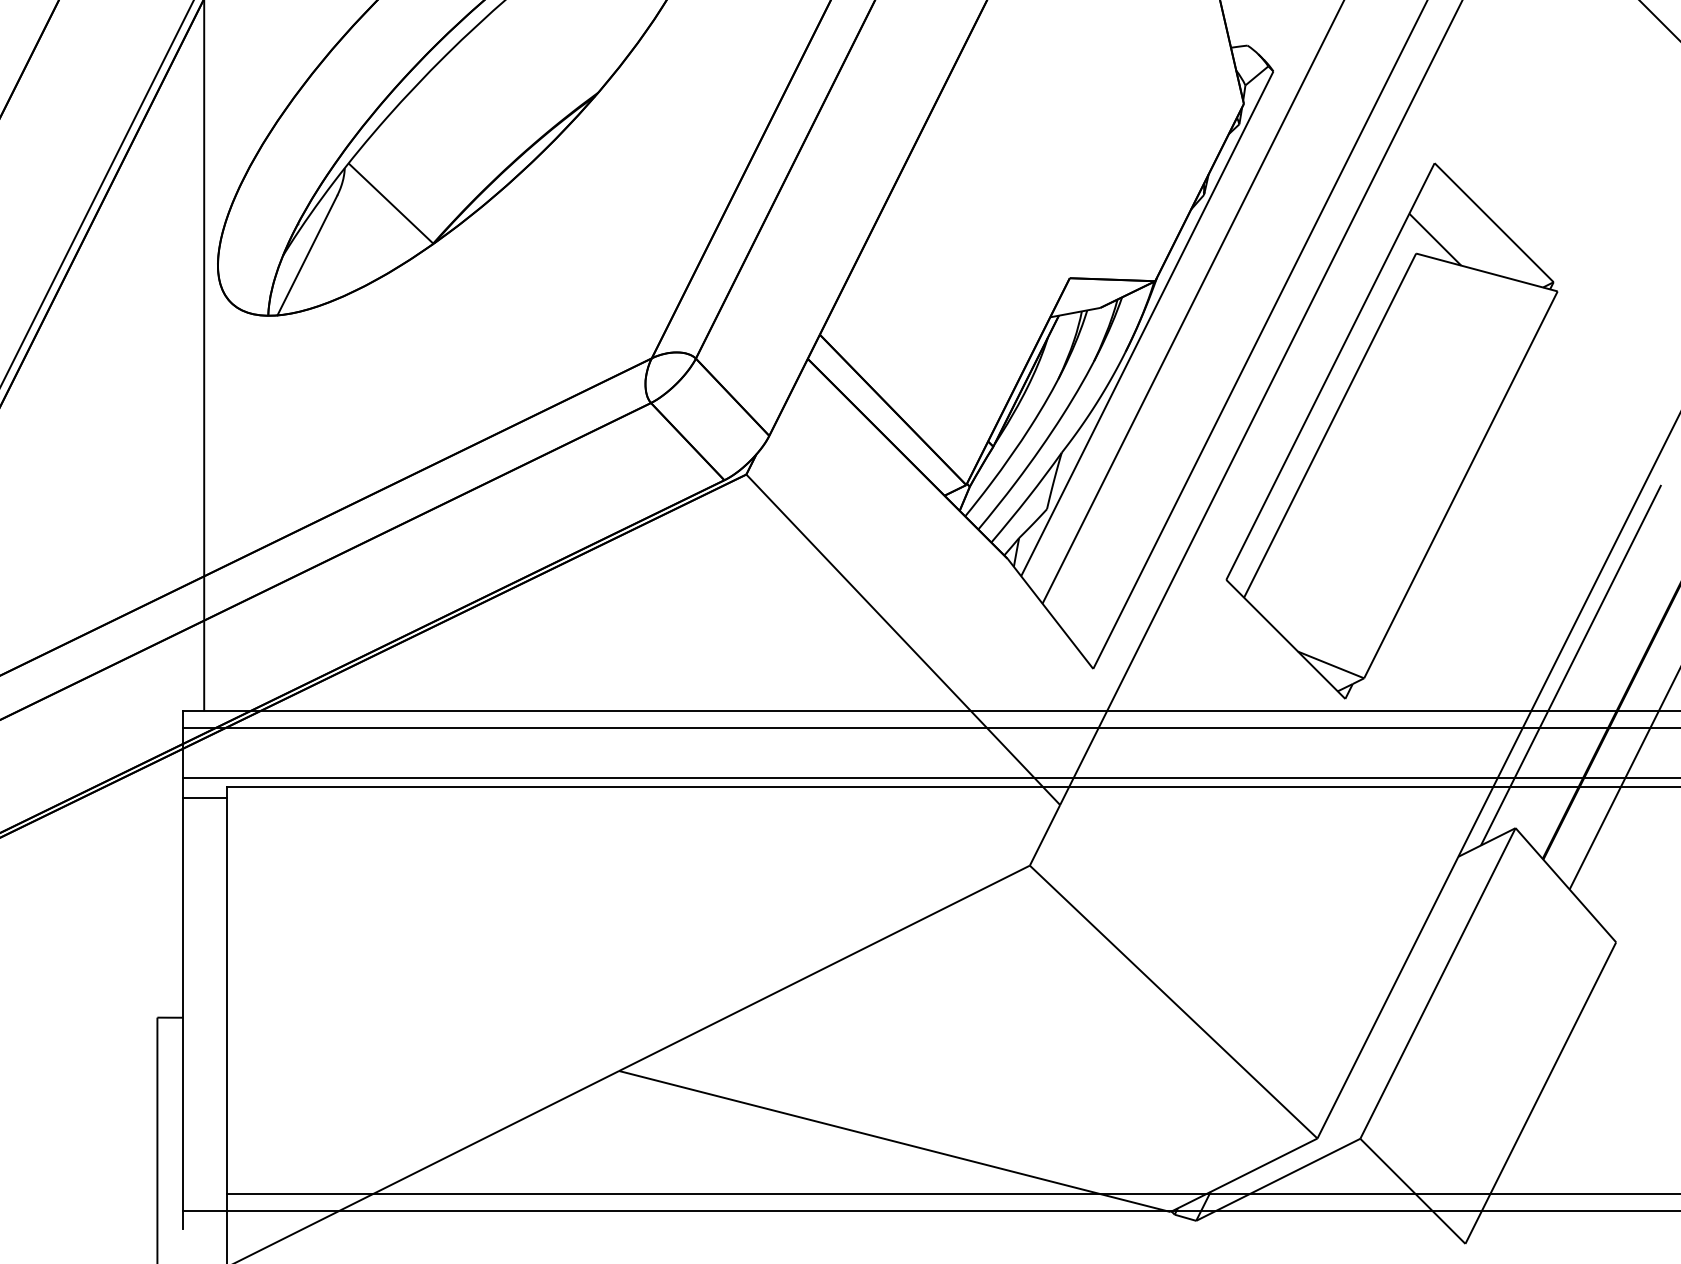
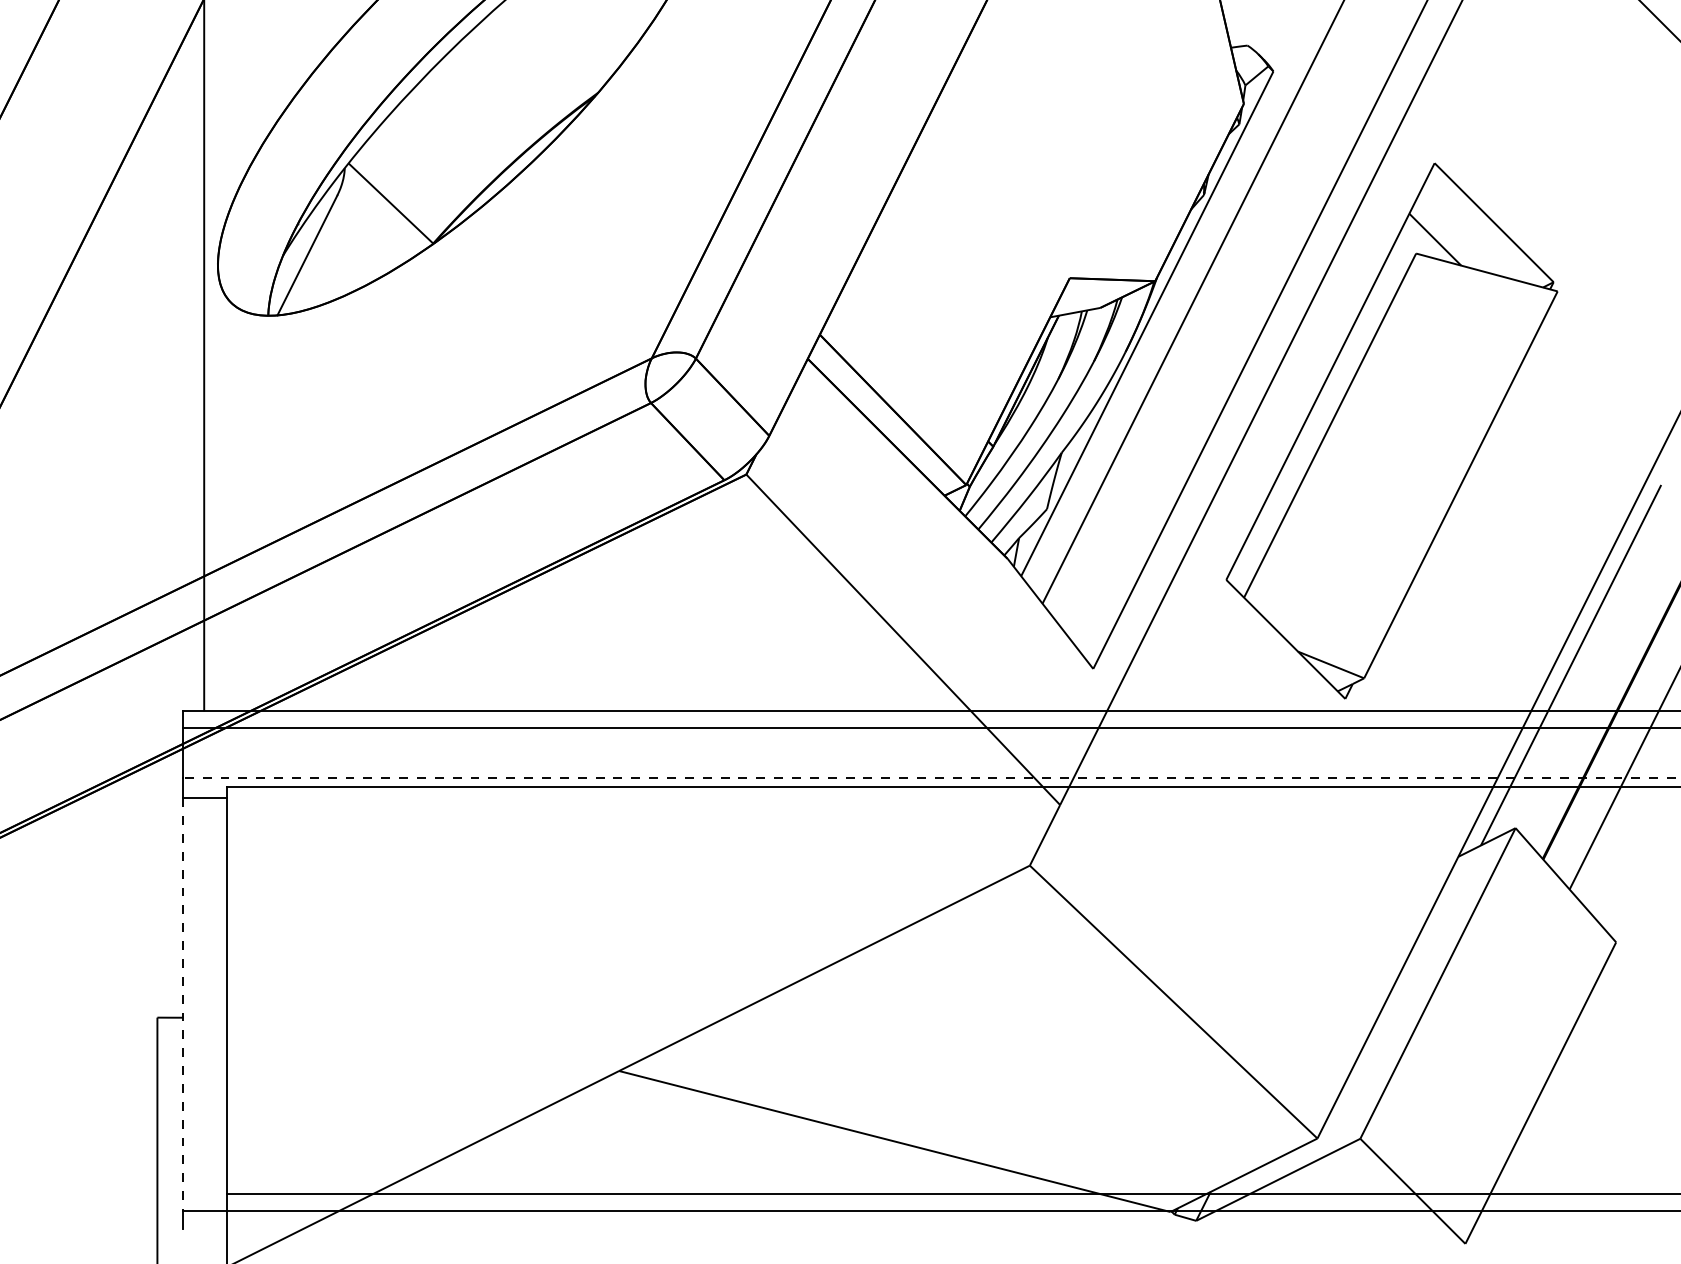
line: present -> none (97, 192)
line: solid -> dashed (931, 778)
line: solid -> dashed (183, 1004)
